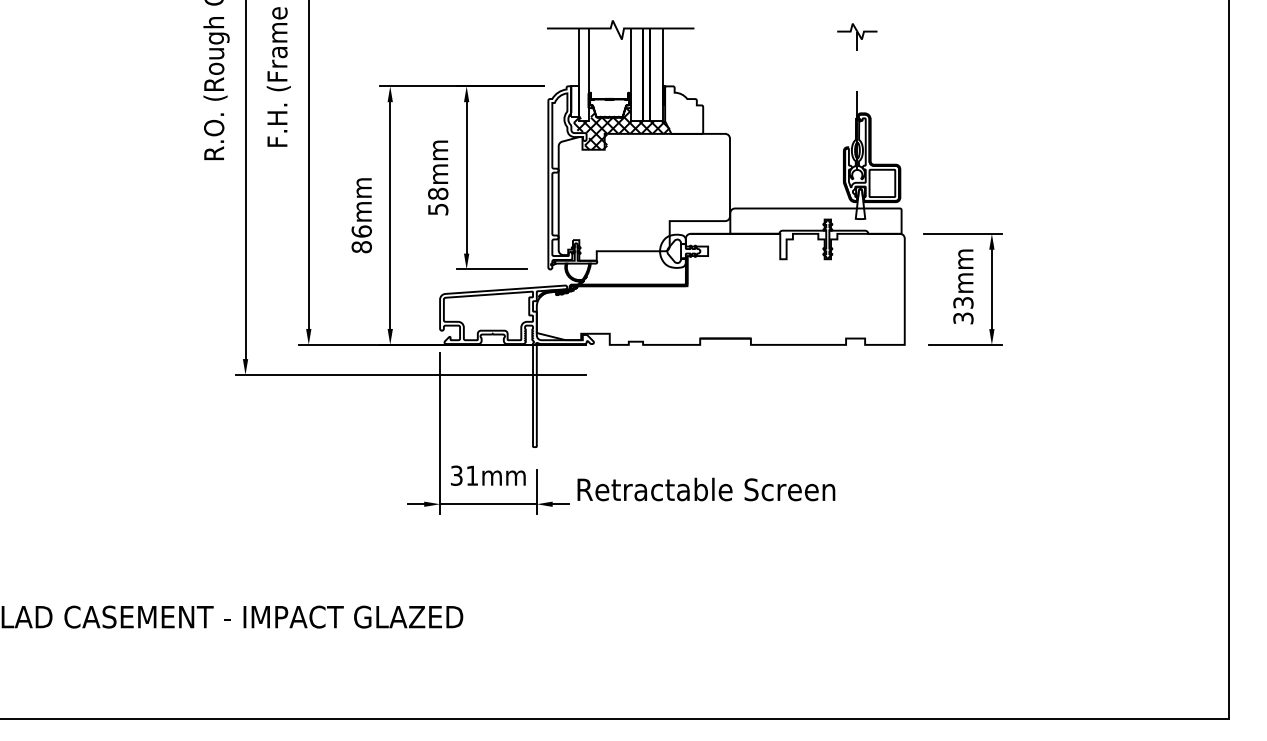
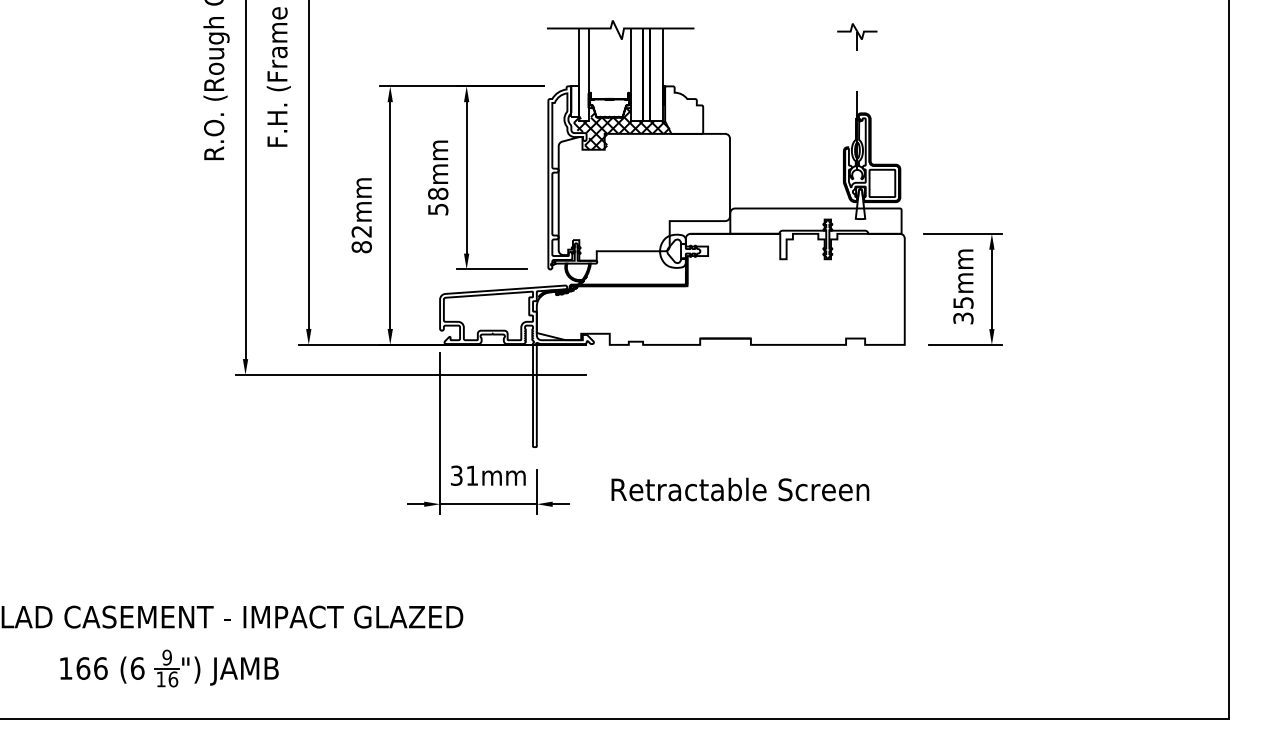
text: 86mm -> 82mm (361, 231)
text: 33mm -> 35mm (962, 302)
text position: (706, 489) -> (740, 489) (740, 489)
part: none -> present (169, 668)
